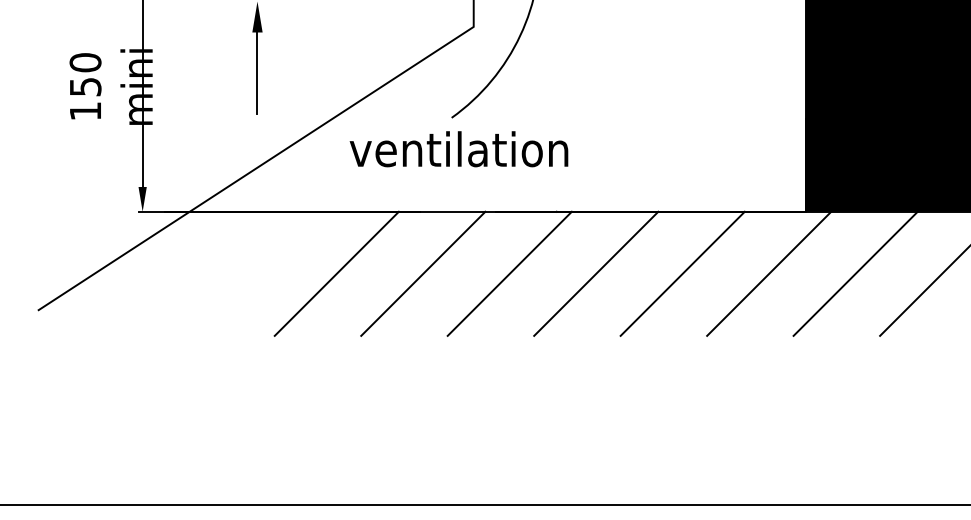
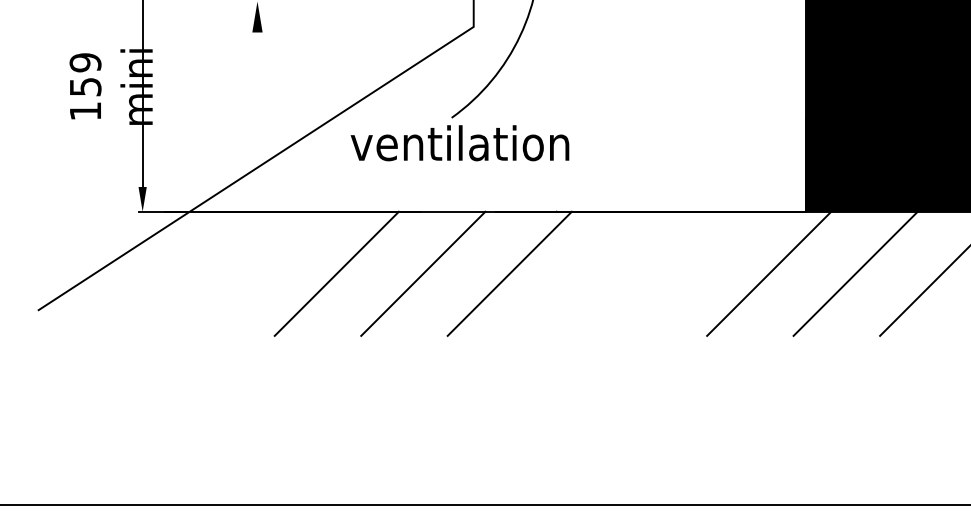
text: 150 -> 159 (85, 62)
line: present -> none (257, 73)
text position: (458, 149) -> (459, 143) (459, 143)
line: present -> none (596, 273)
line: present -> none (682, 273)
